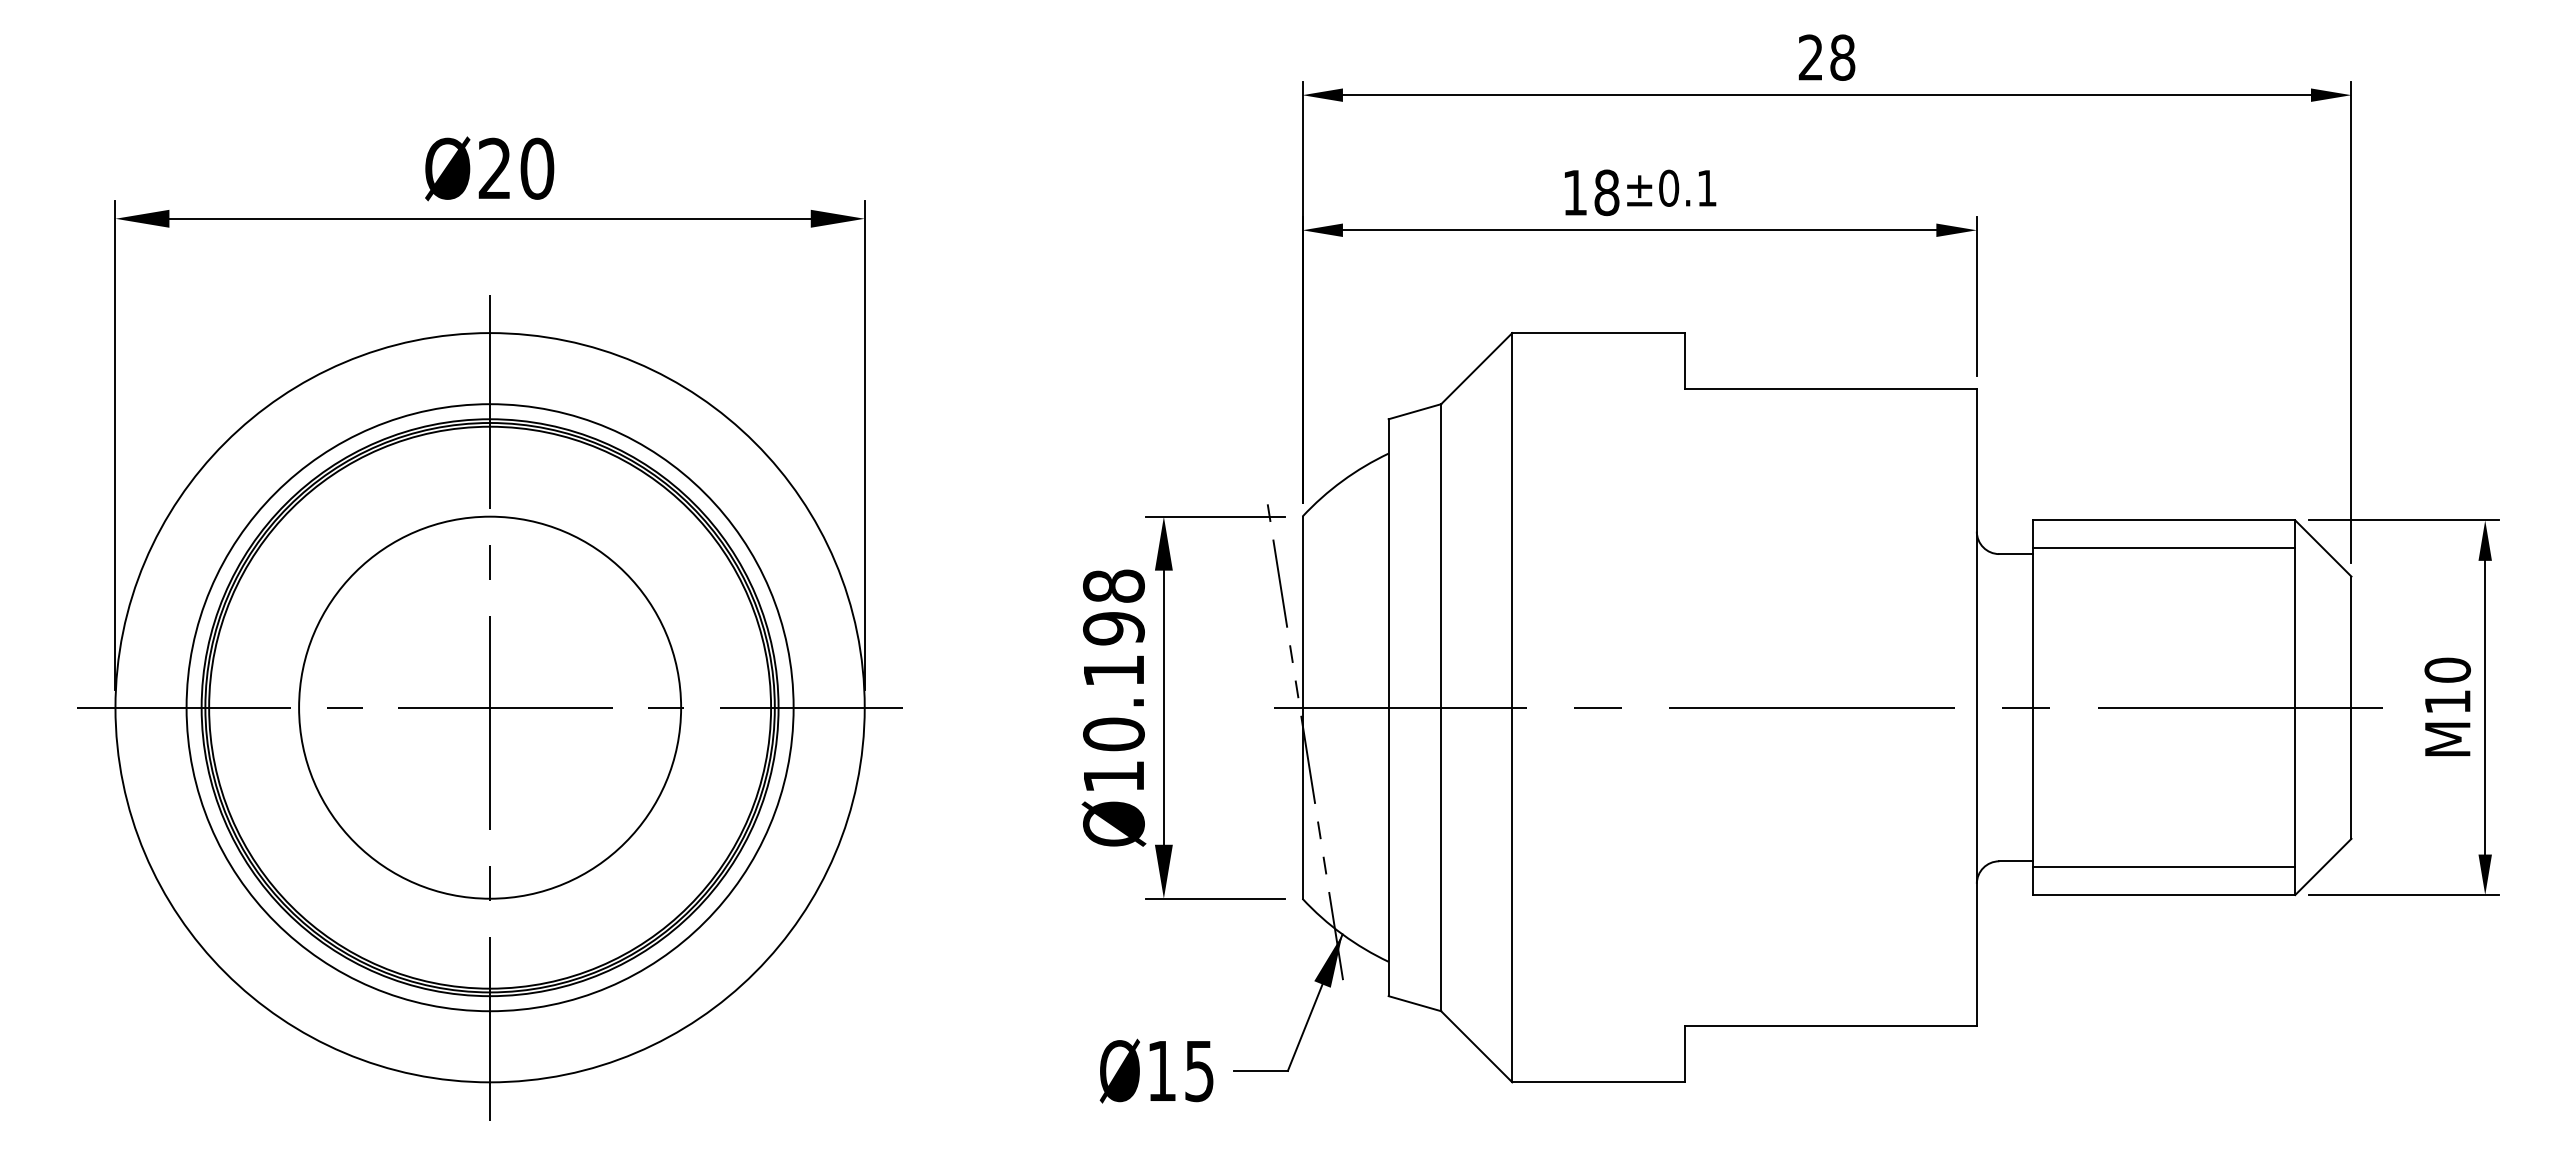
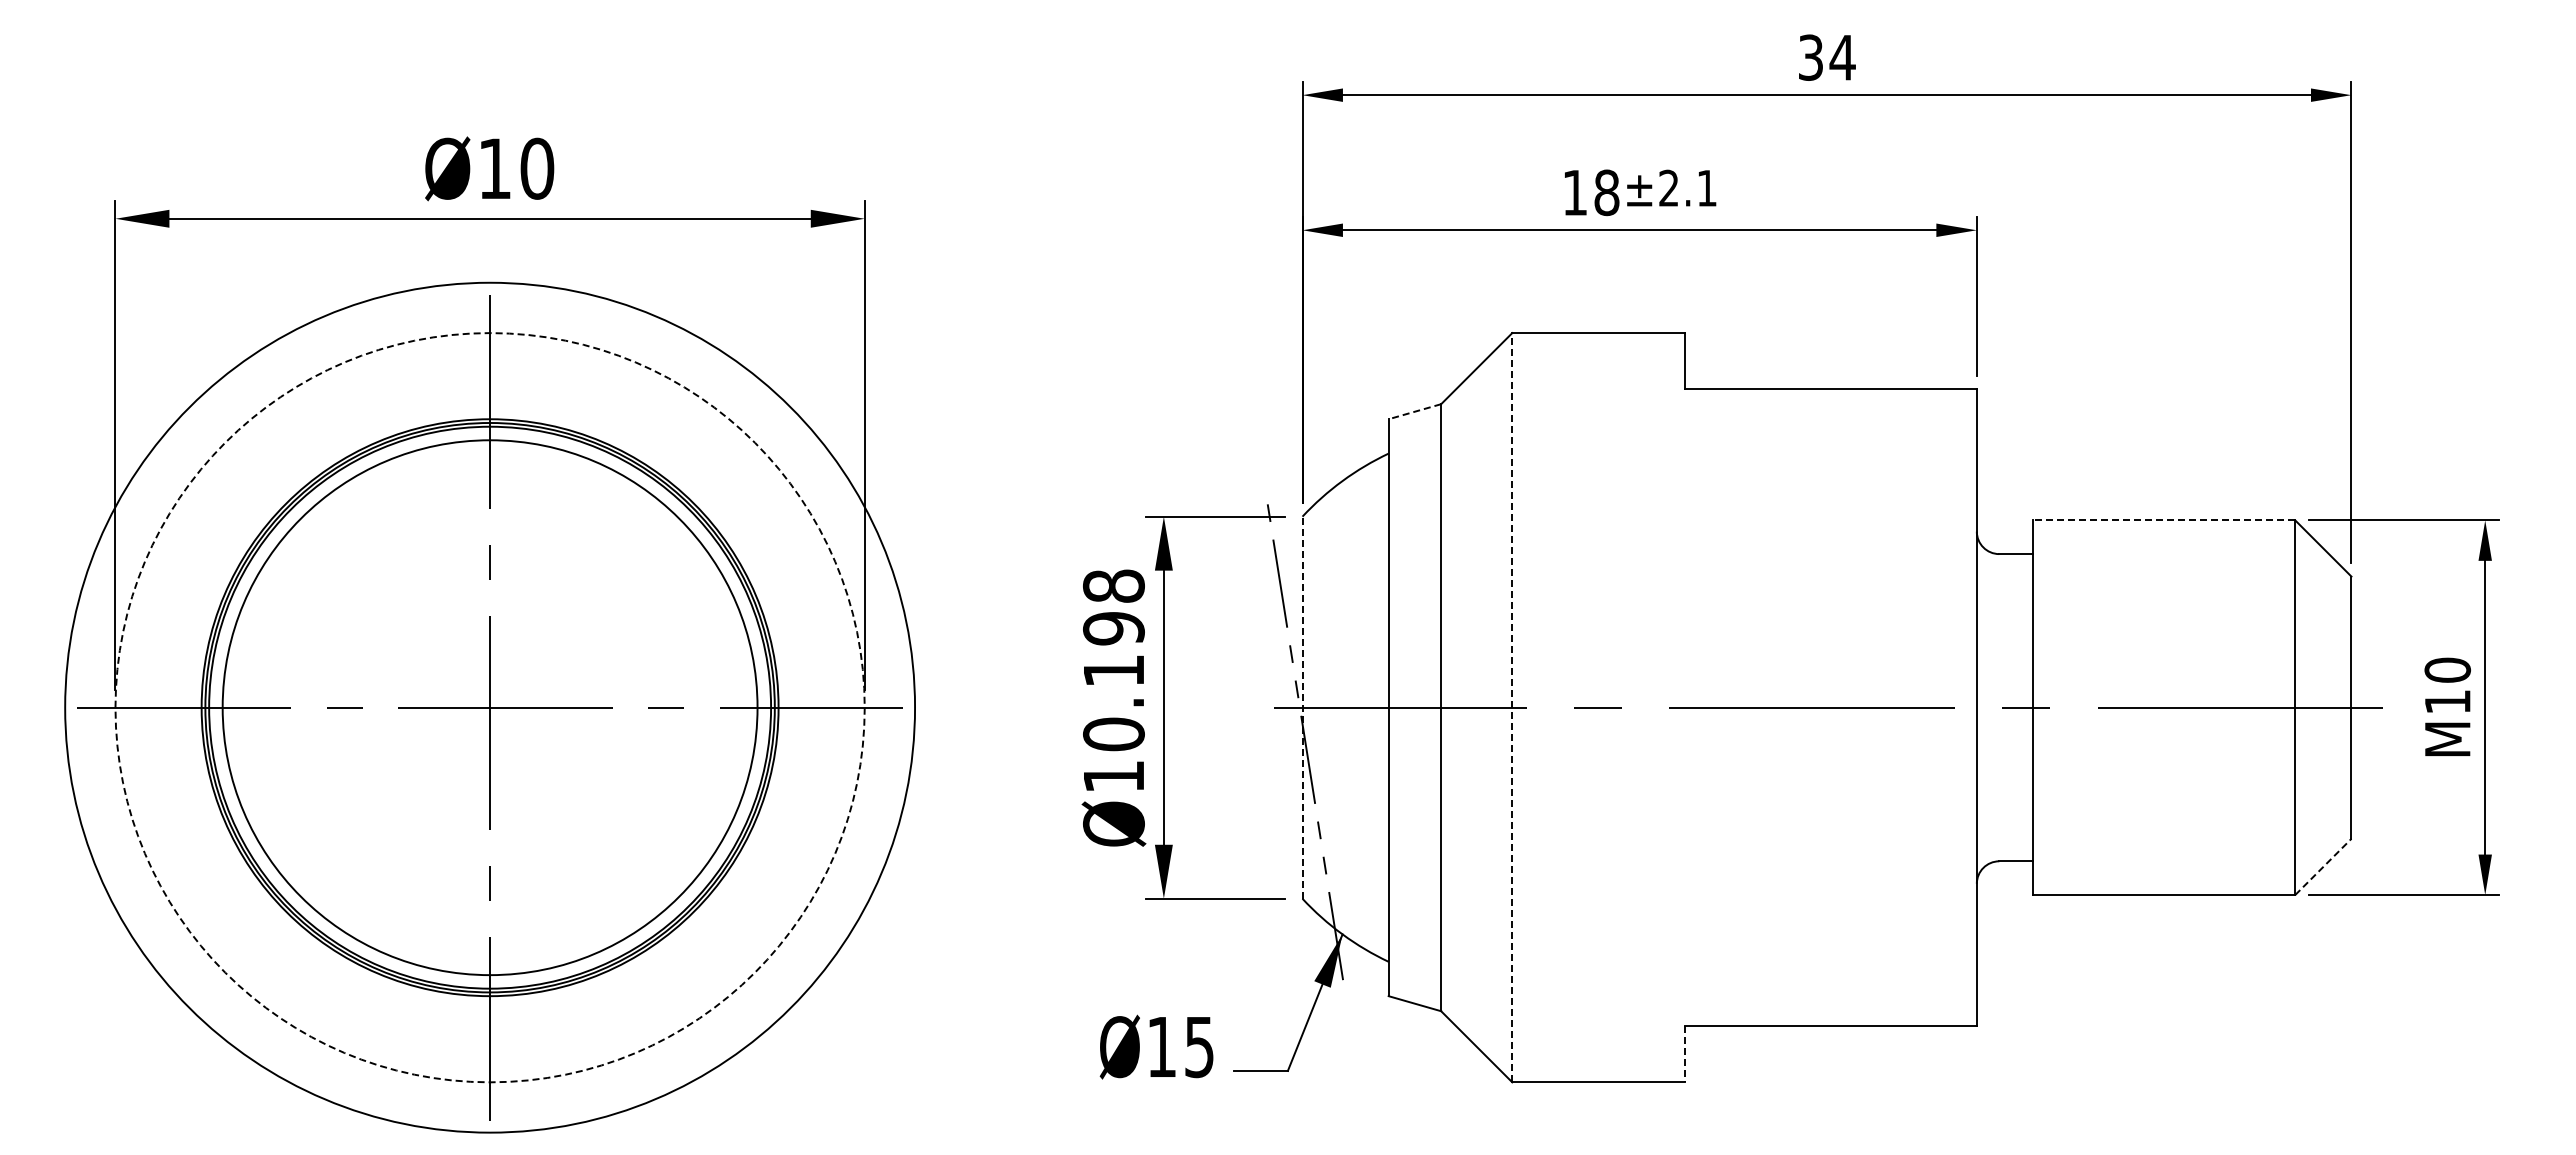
text: 28 -> 34 (1826, 57)
text: Ø20 -> Ø10 (494, 167)
text: ±0.1 -> ±2.1 (1669, 187)
line: solid -> dashed (1414, 411)
line: solid -> dashed (2163, 520)
line: present -> none (2164, 548)
circle diameter: 607 px -> 850 px (490, 707)
circle: solid -> dashed (489, 707)
circle diameter: 382 px -> 535 px (489, 707)
line: solid -> dashed (1302, 707)
line: solid -> dashed (1512, 707)
line: present -> none (2164, 866)
line: solid -> dashed (2323, 866)
line: solid -> dashed (1684, 1054)
text position: (1156, 1070) -> (1156, 1046) (1156, 1046)
